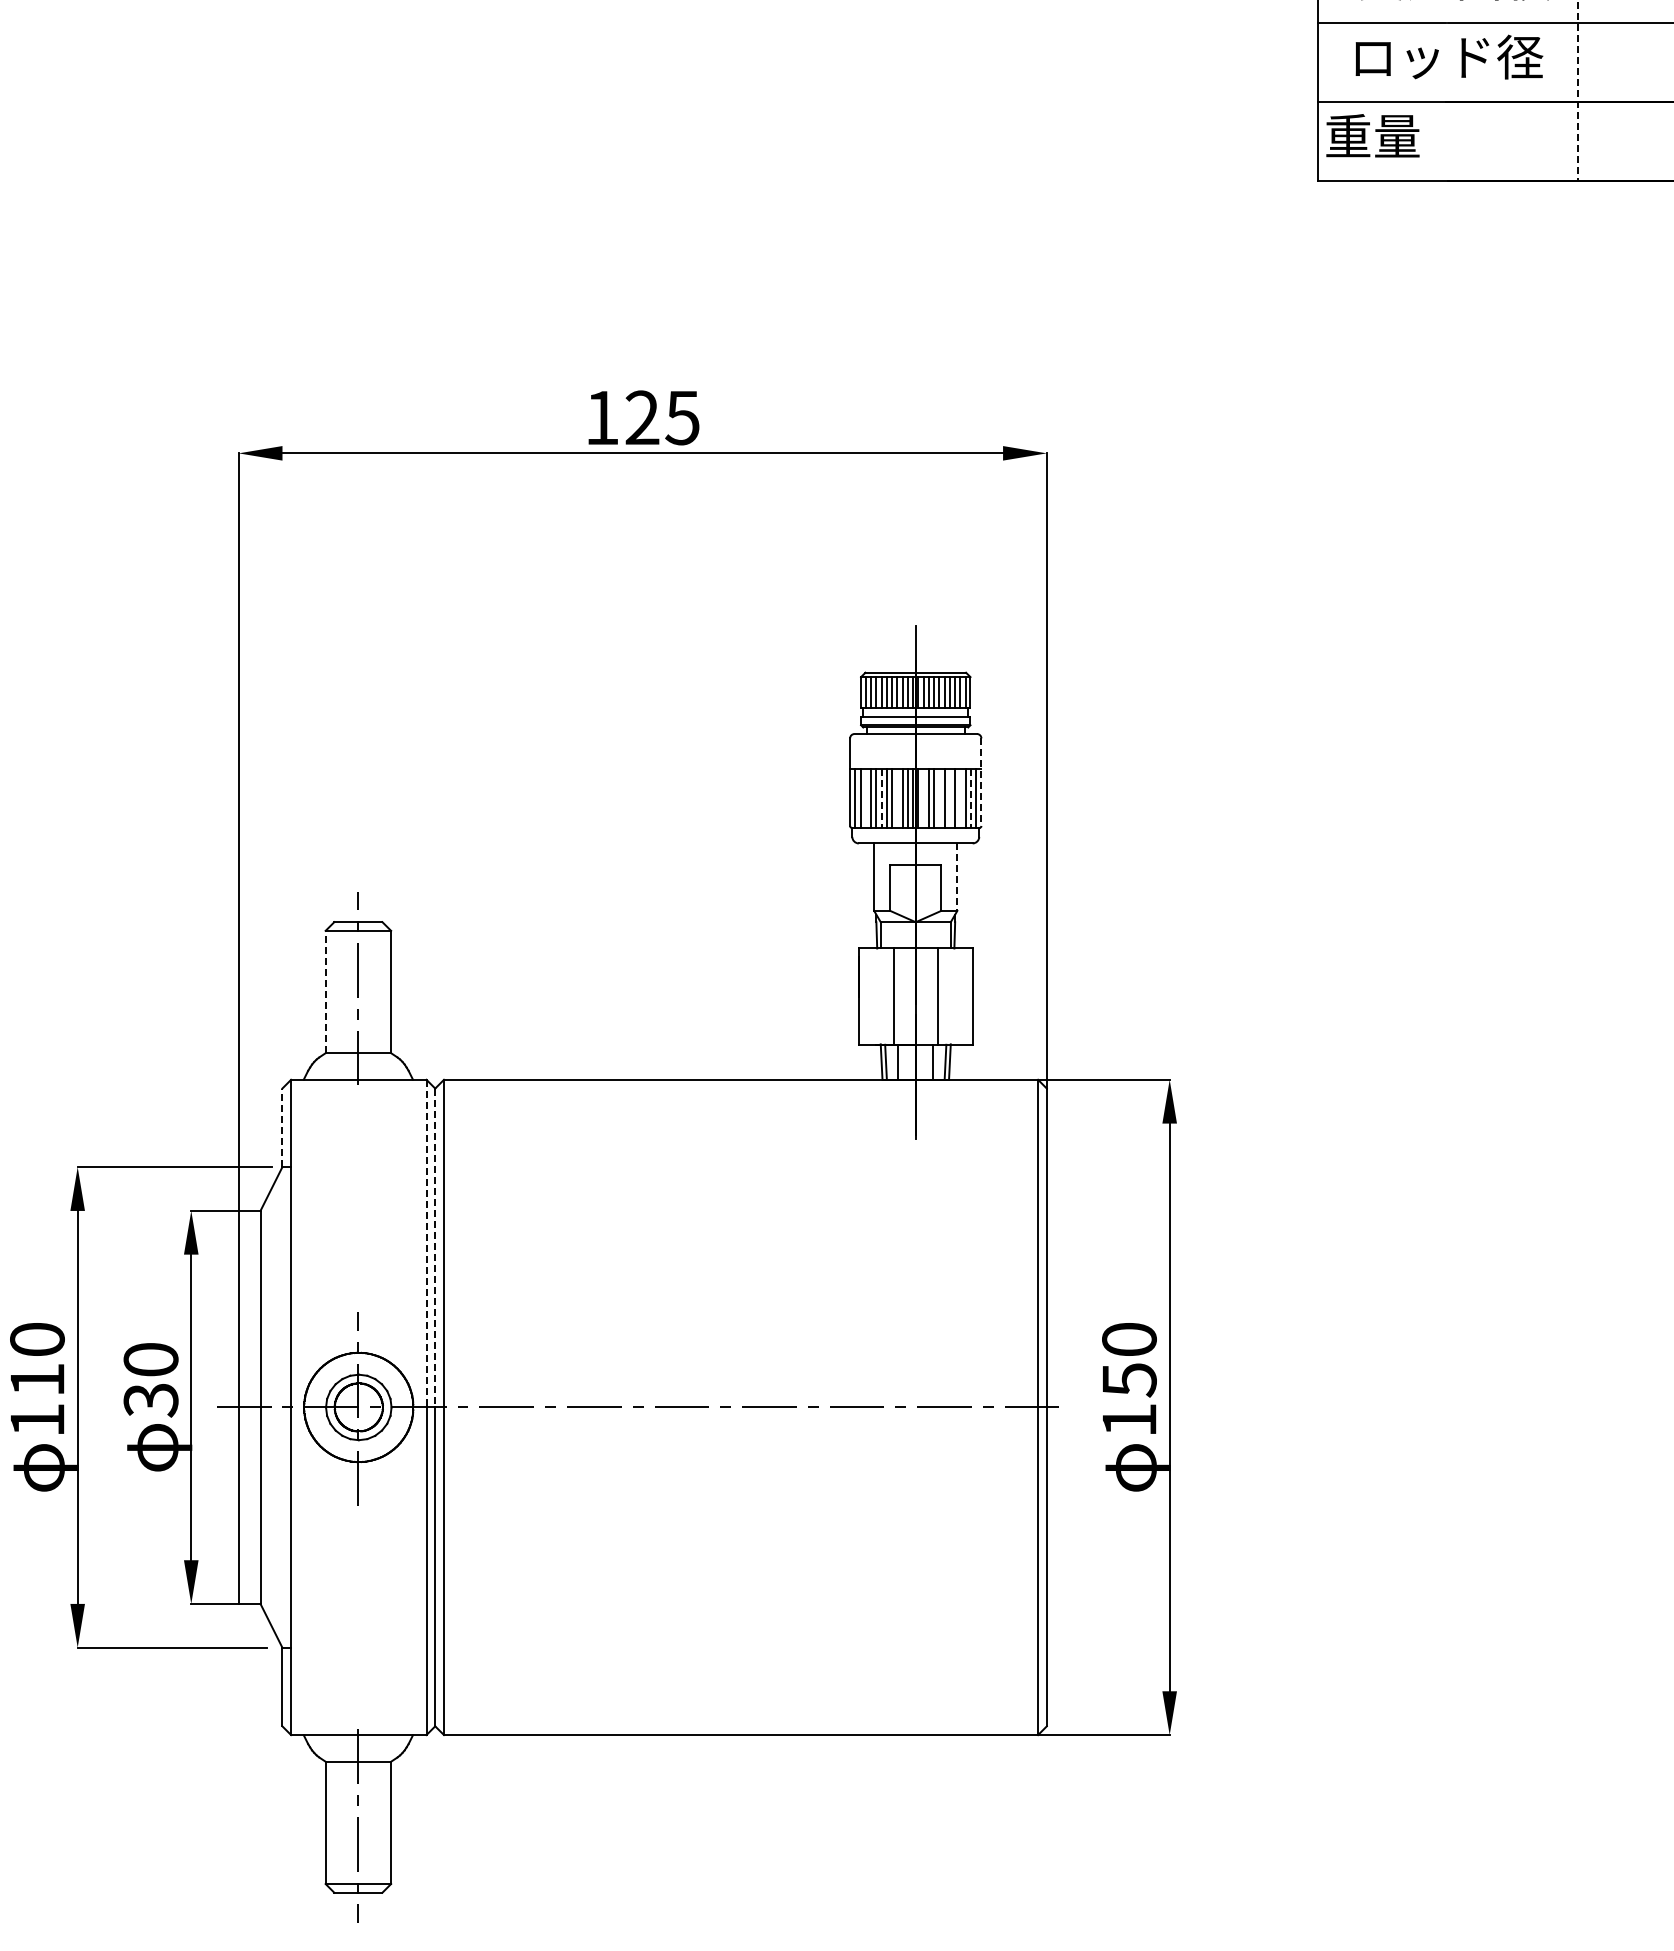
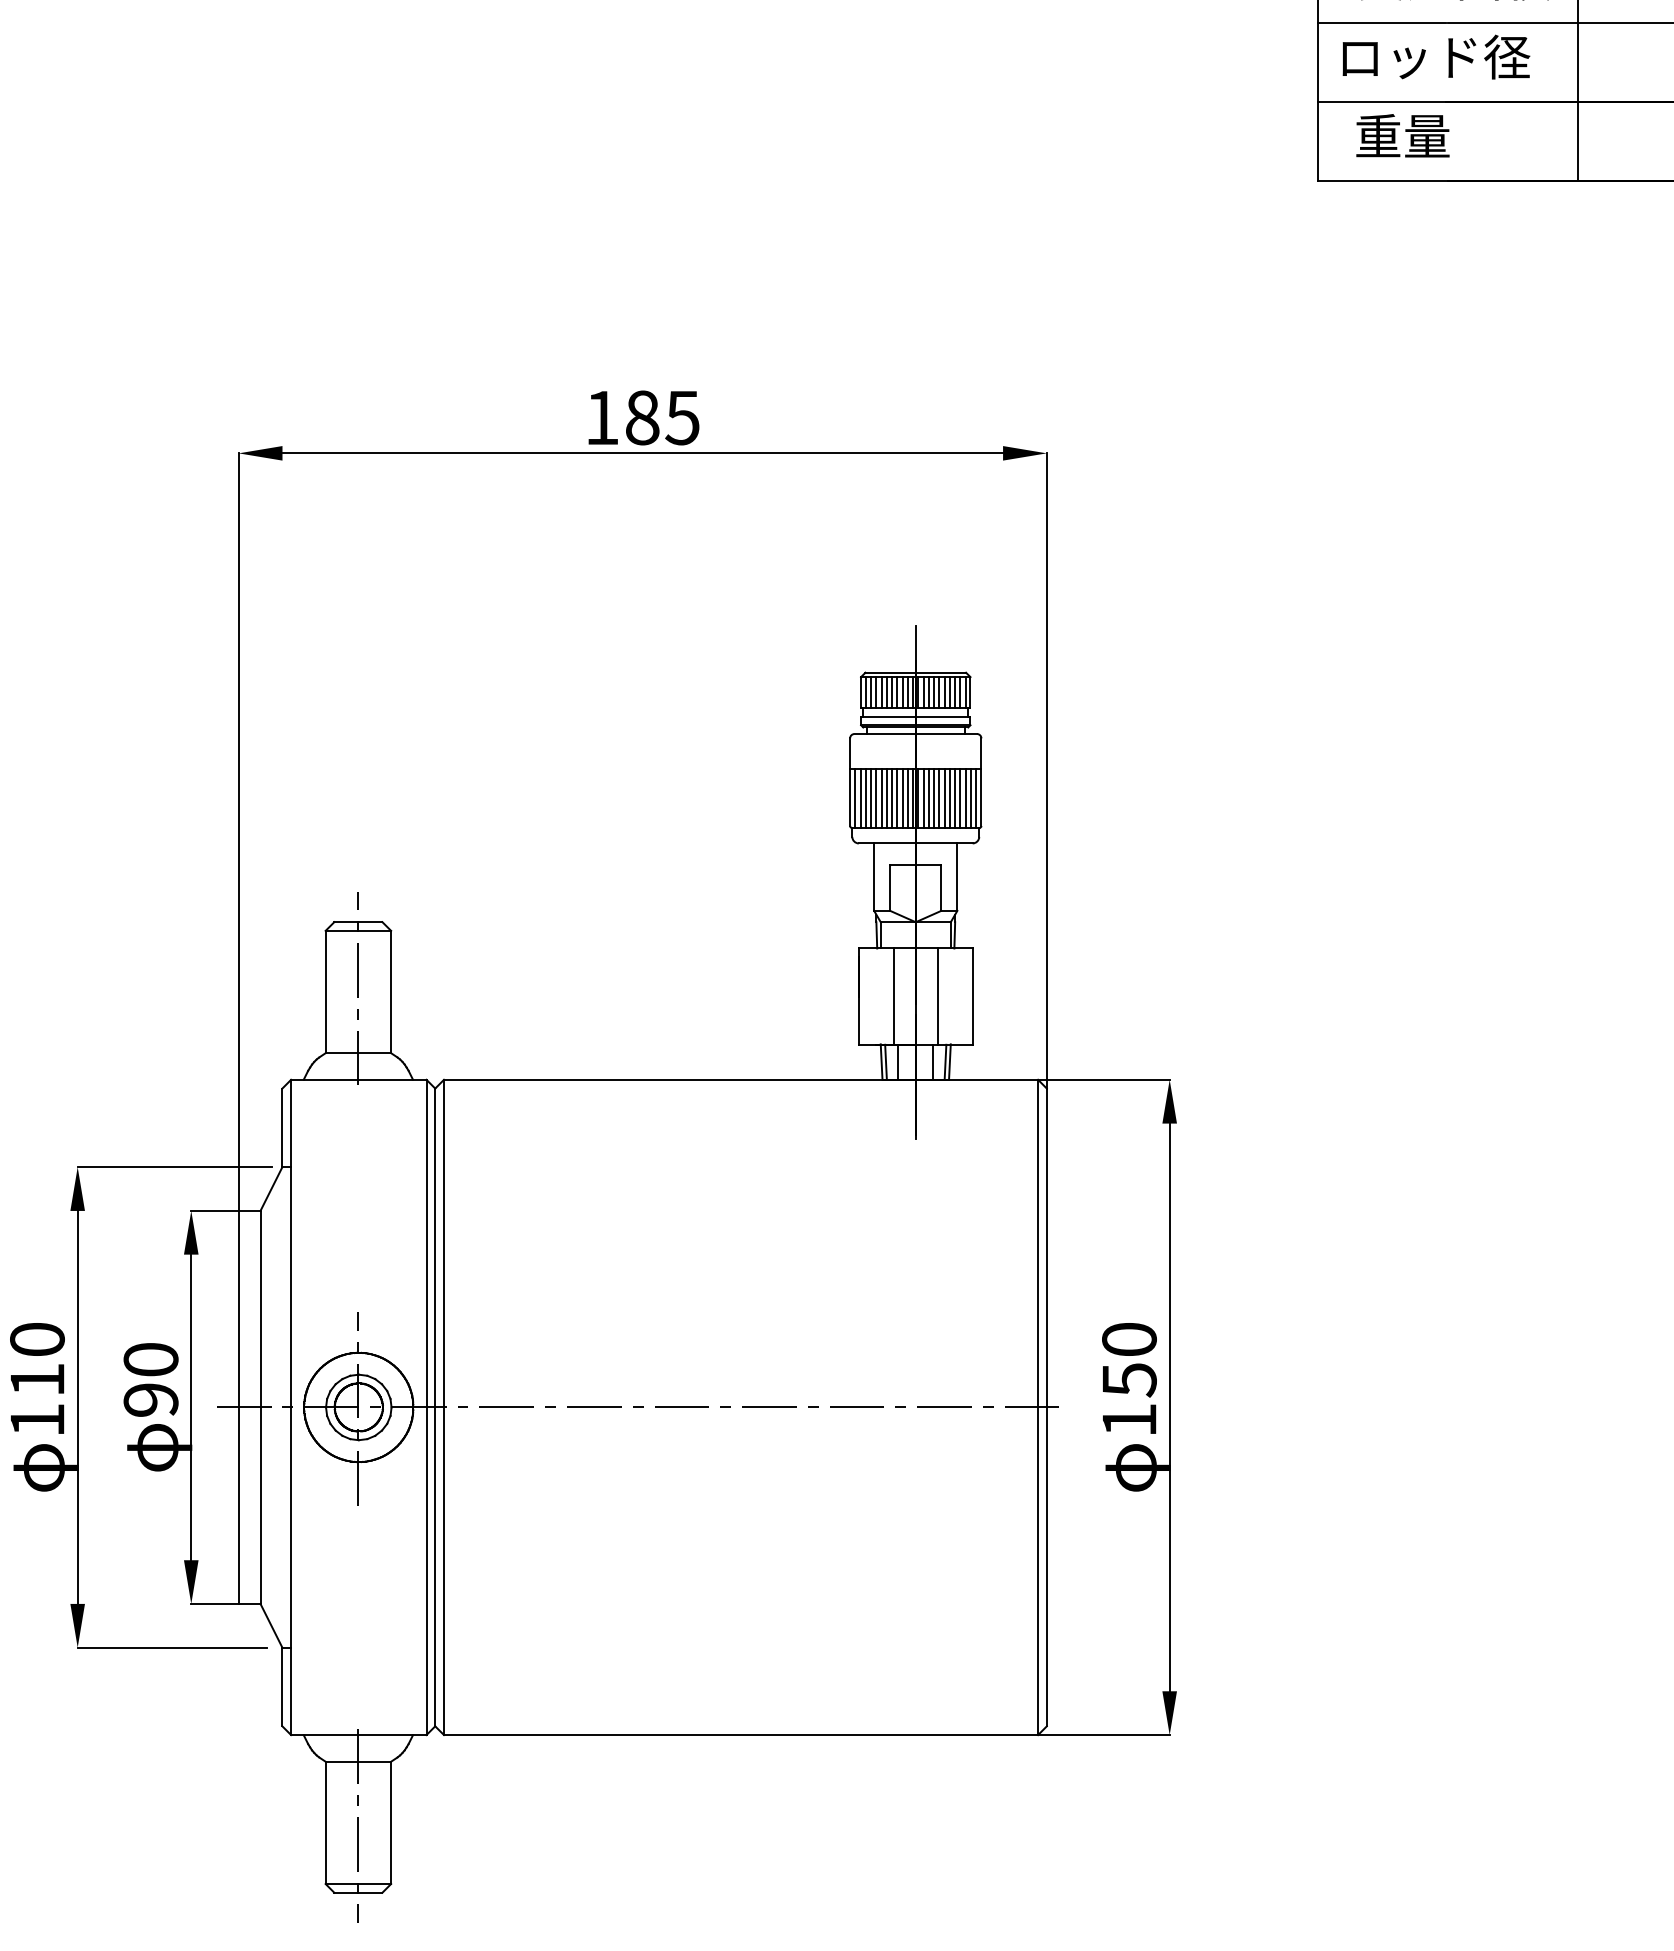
text position: (1449, 56) -> (1436, 56) (1436, 56)
line: dashed -> solid (1577, 91)
text position: (1372, 135) -> (1402, 135) (1402, 135)
text: 125 -> 185 (642, 417)
line: dashed -> solid (981, 782)
line: none -> present (865, 798)
line: dashed -> solid (881, 798)
line: none -> present (897, 798)
line: none -> present (923, 798)
line: none -> present (939, 798)
line: none -> present (949, 798)
line: none -> present (960, 798)
line: dashed -> solid (970, 798)
line: dashed -> solid (957, 877)
line: dashed -> solid (325, 991)
line: dashed -> solid (282, 1127)
line: dashed -> solid (426, 1243)
line: dashed -> solid (435, 1248)
text: 30 -> 90 (150, 1400)
